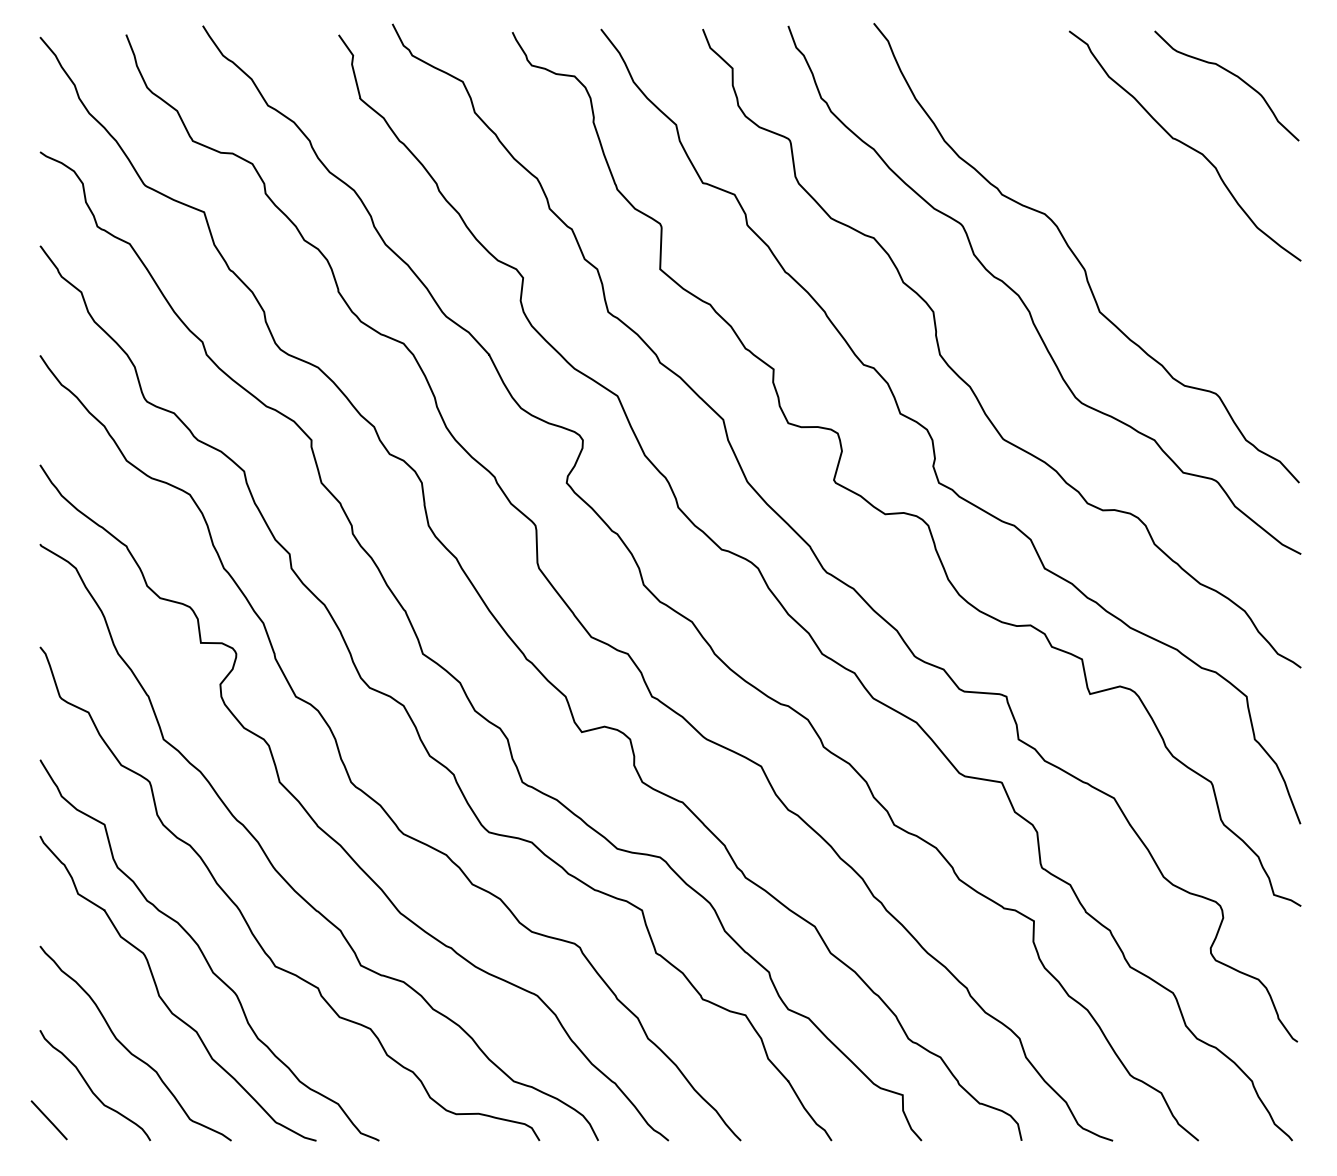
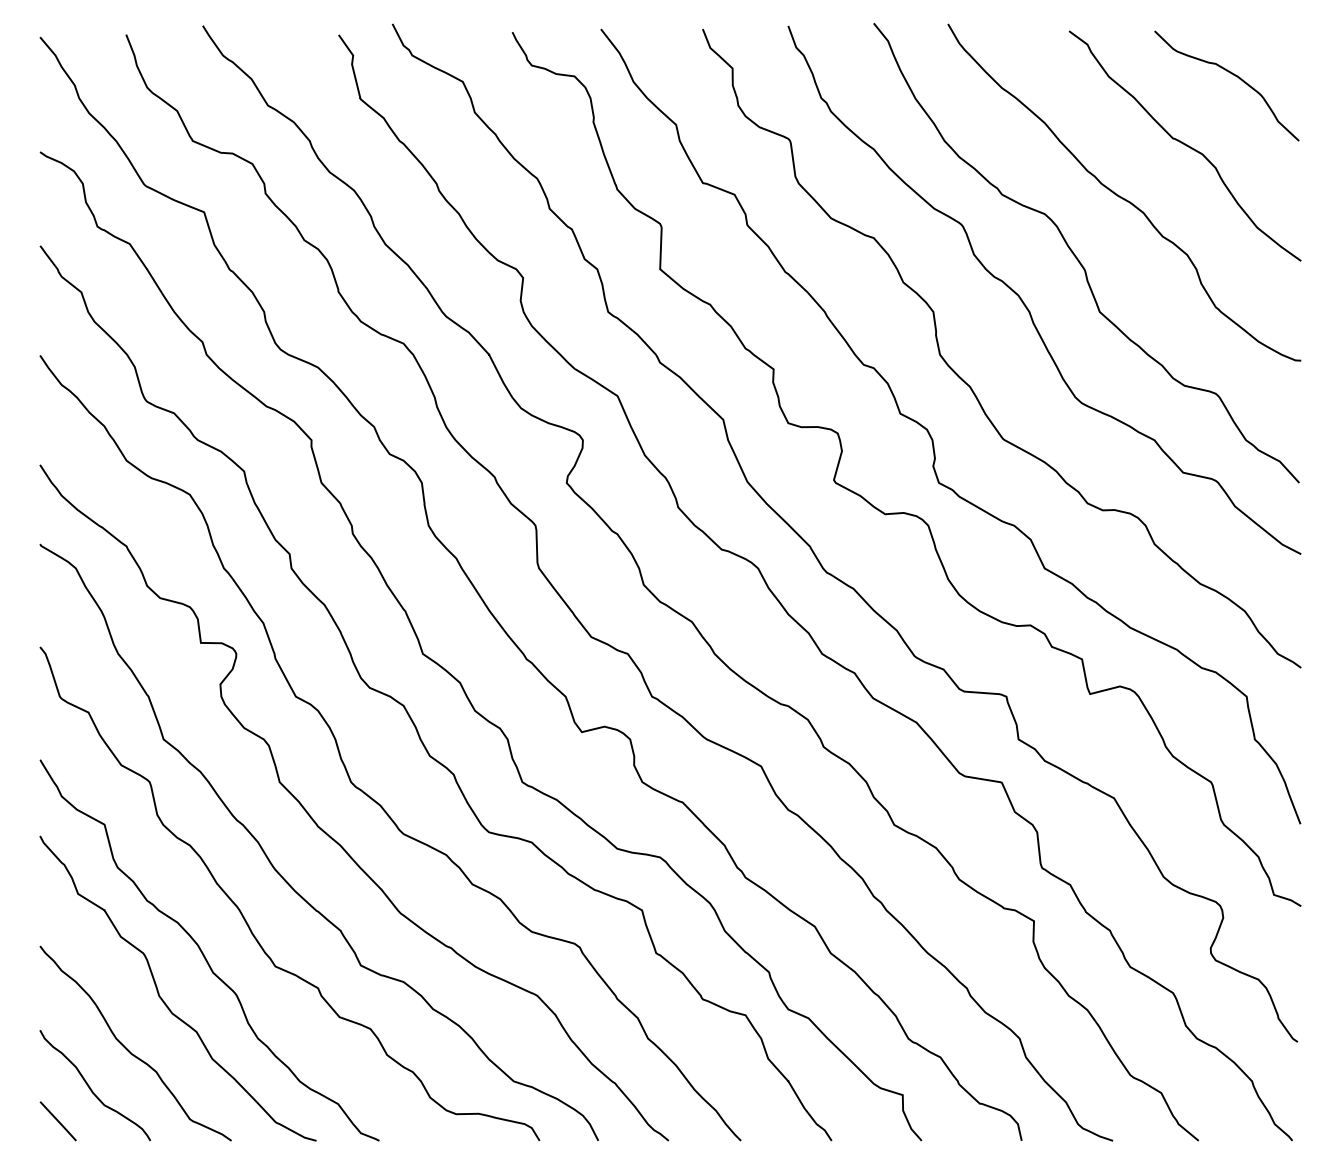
curve: none -> present (1121, 196)
line position: (48, 1120) -> (57, 1121) (57, 1121)
